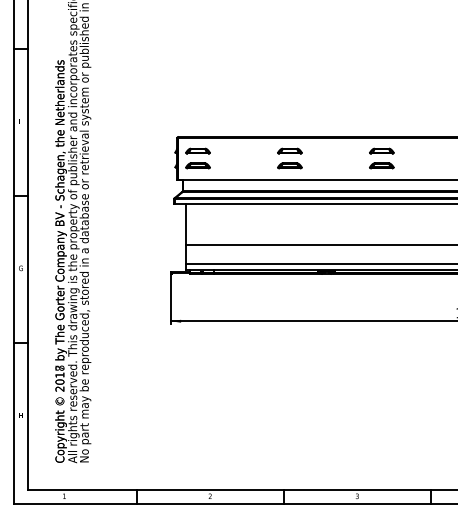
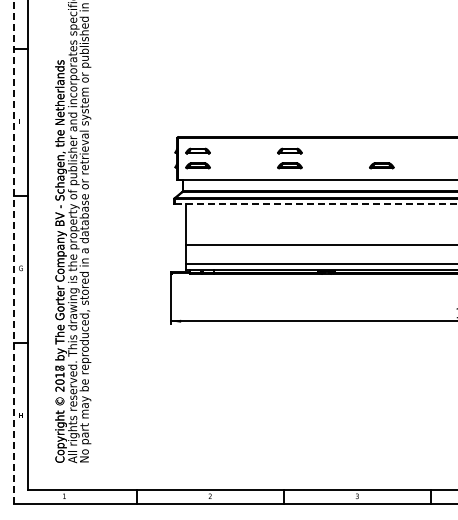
part: present -> none (381, 150)
line: solid -> dashed (316, 204)
line: solid -> dashed (13, 252)
